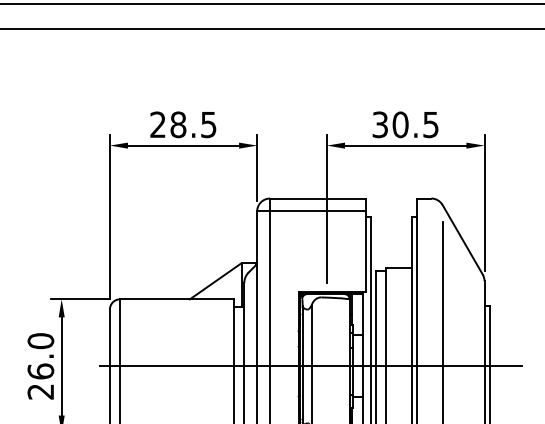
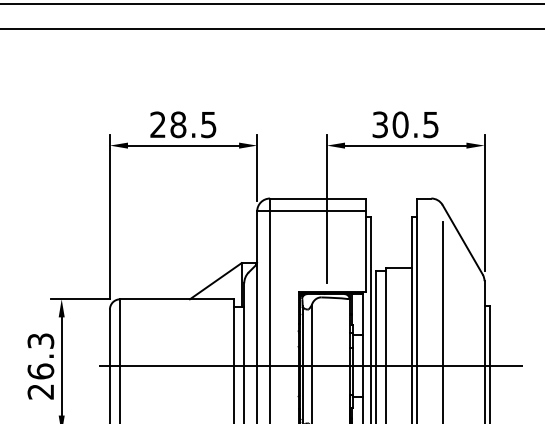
text: 26.0 -> 26.3 (40, 341)
